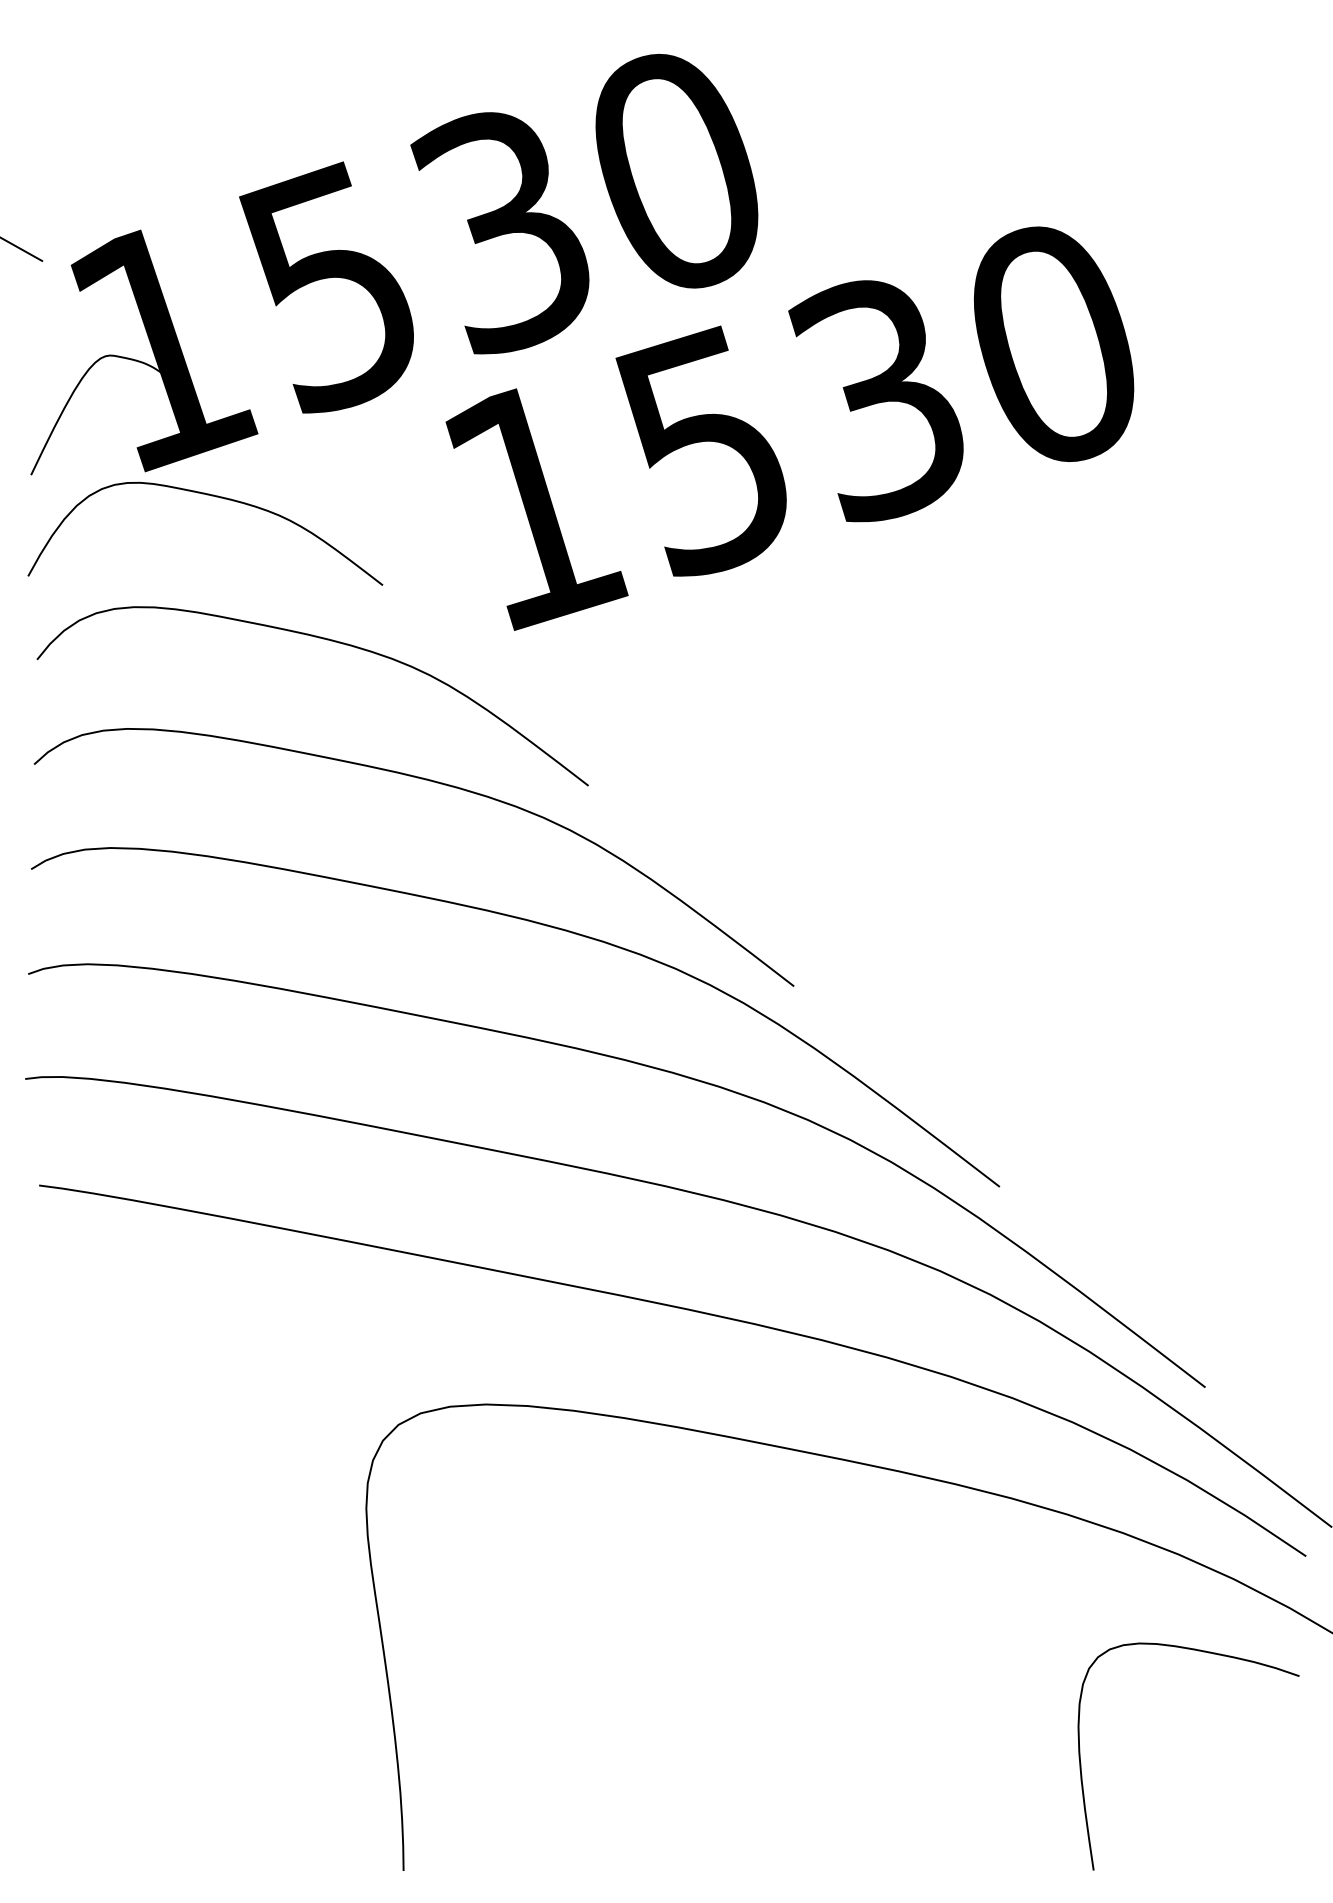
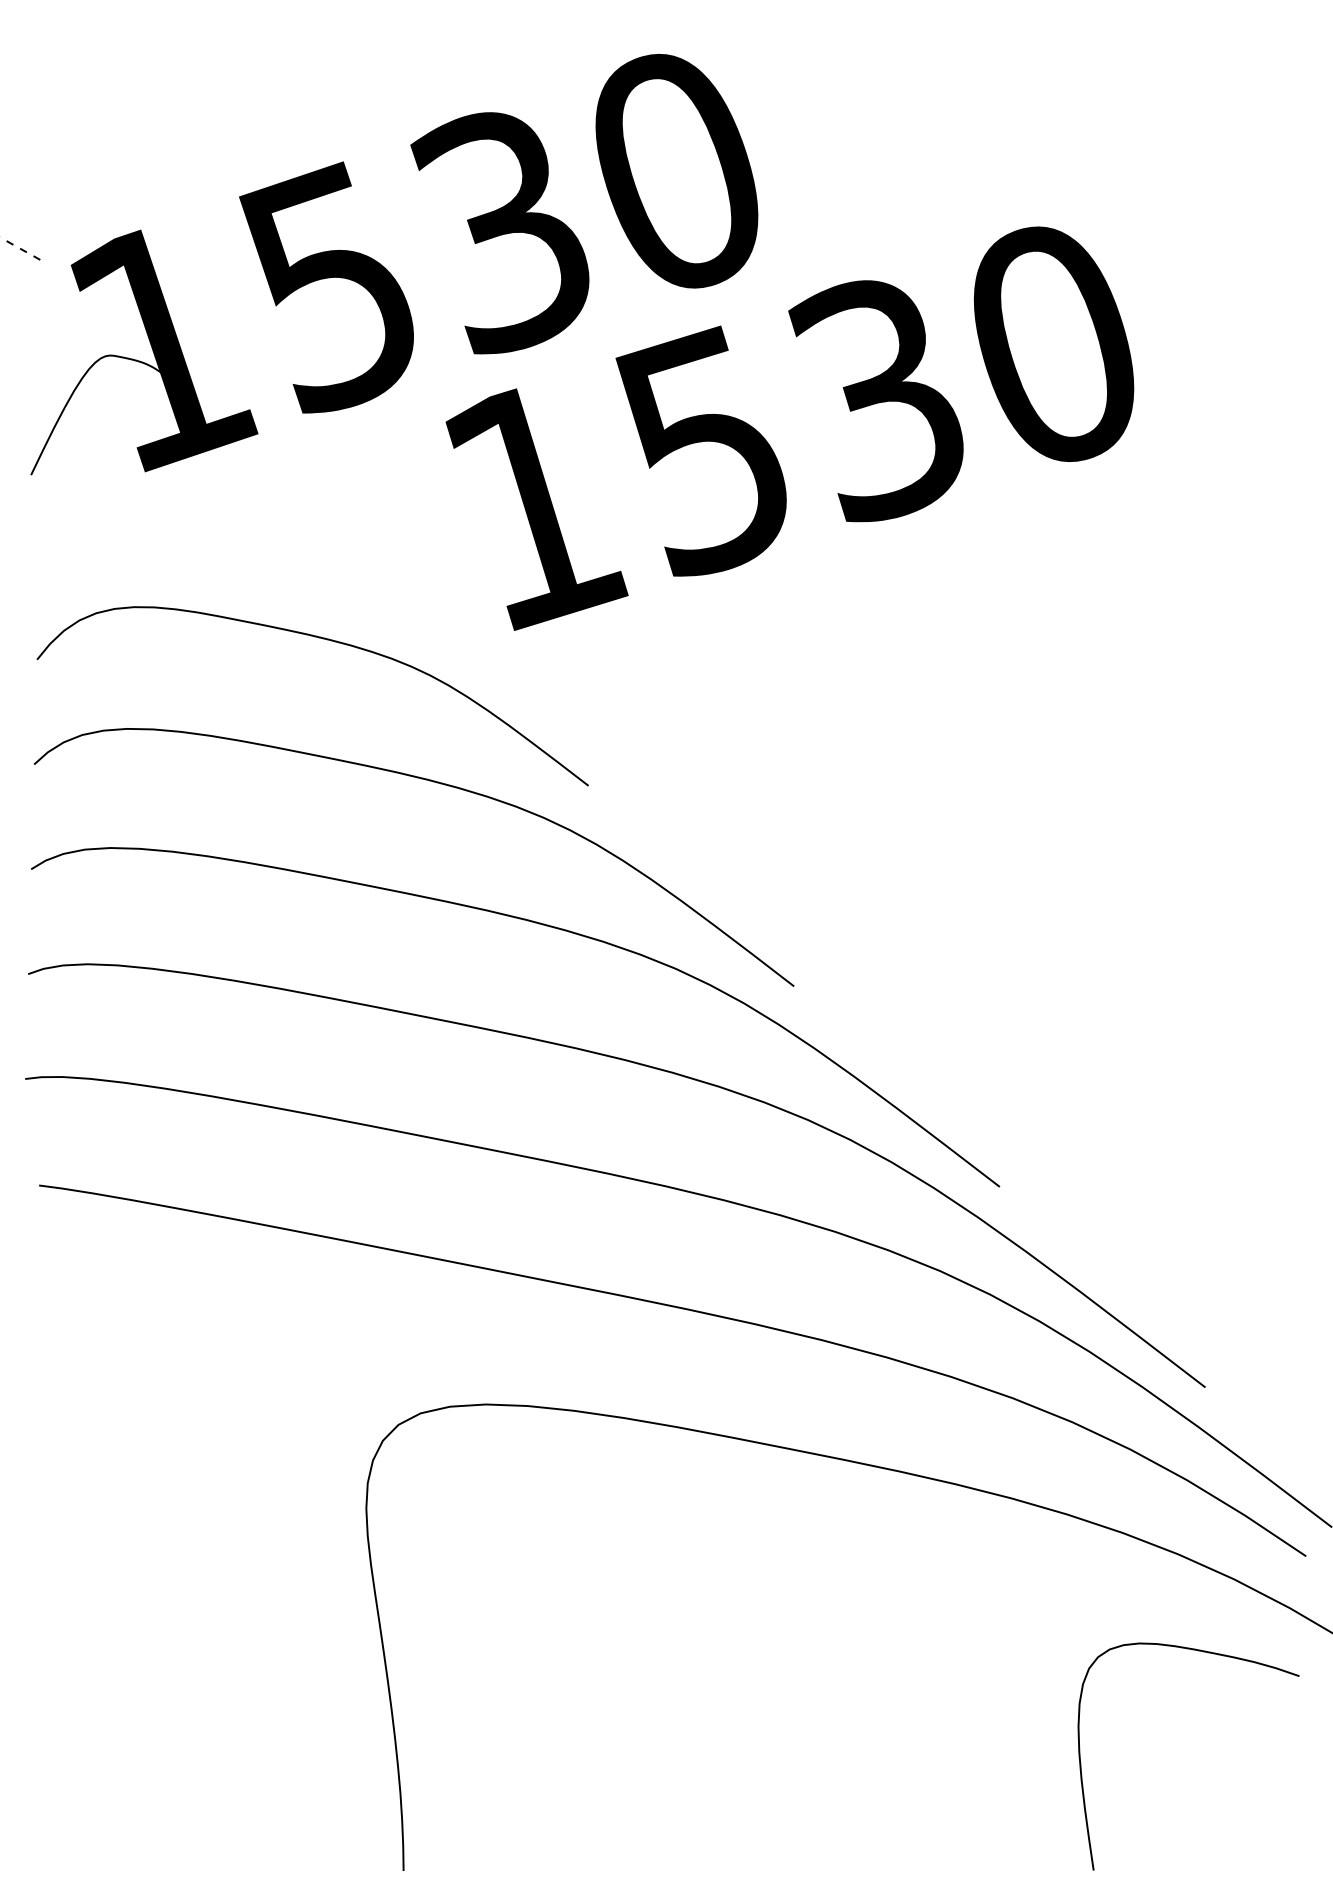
line: solid -> dashed (22, 249)
curve: present -> none (211, 496)
